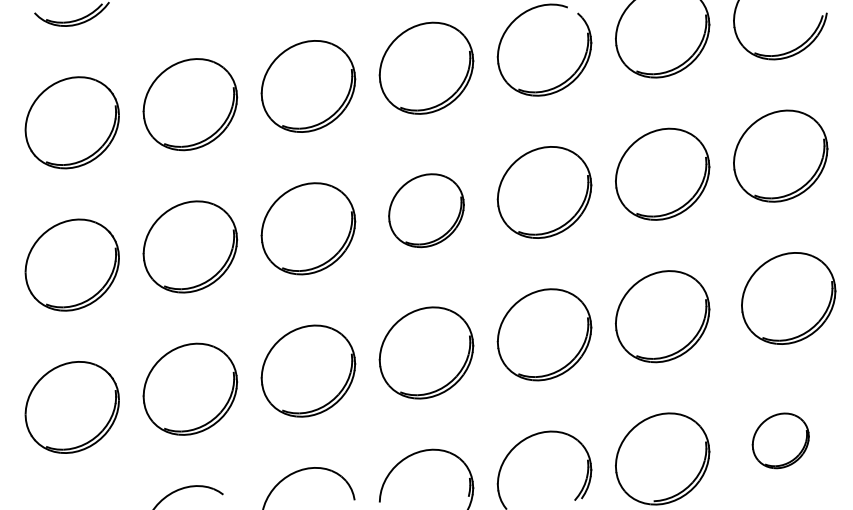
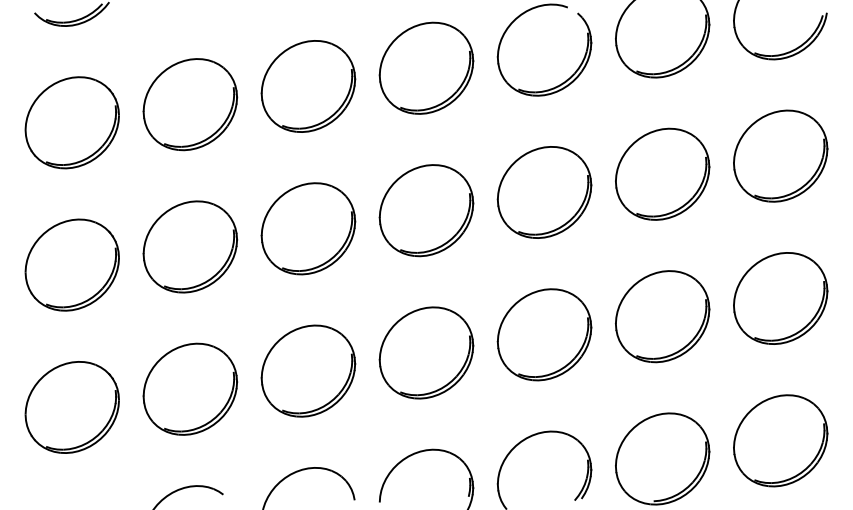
part size: 77x76 px -> 97x94 px (426, 210)
part position: (788, 298) -> (780, 298) (780, 298)
part size: 59x58 px -> 96x94 px (780, 440)
